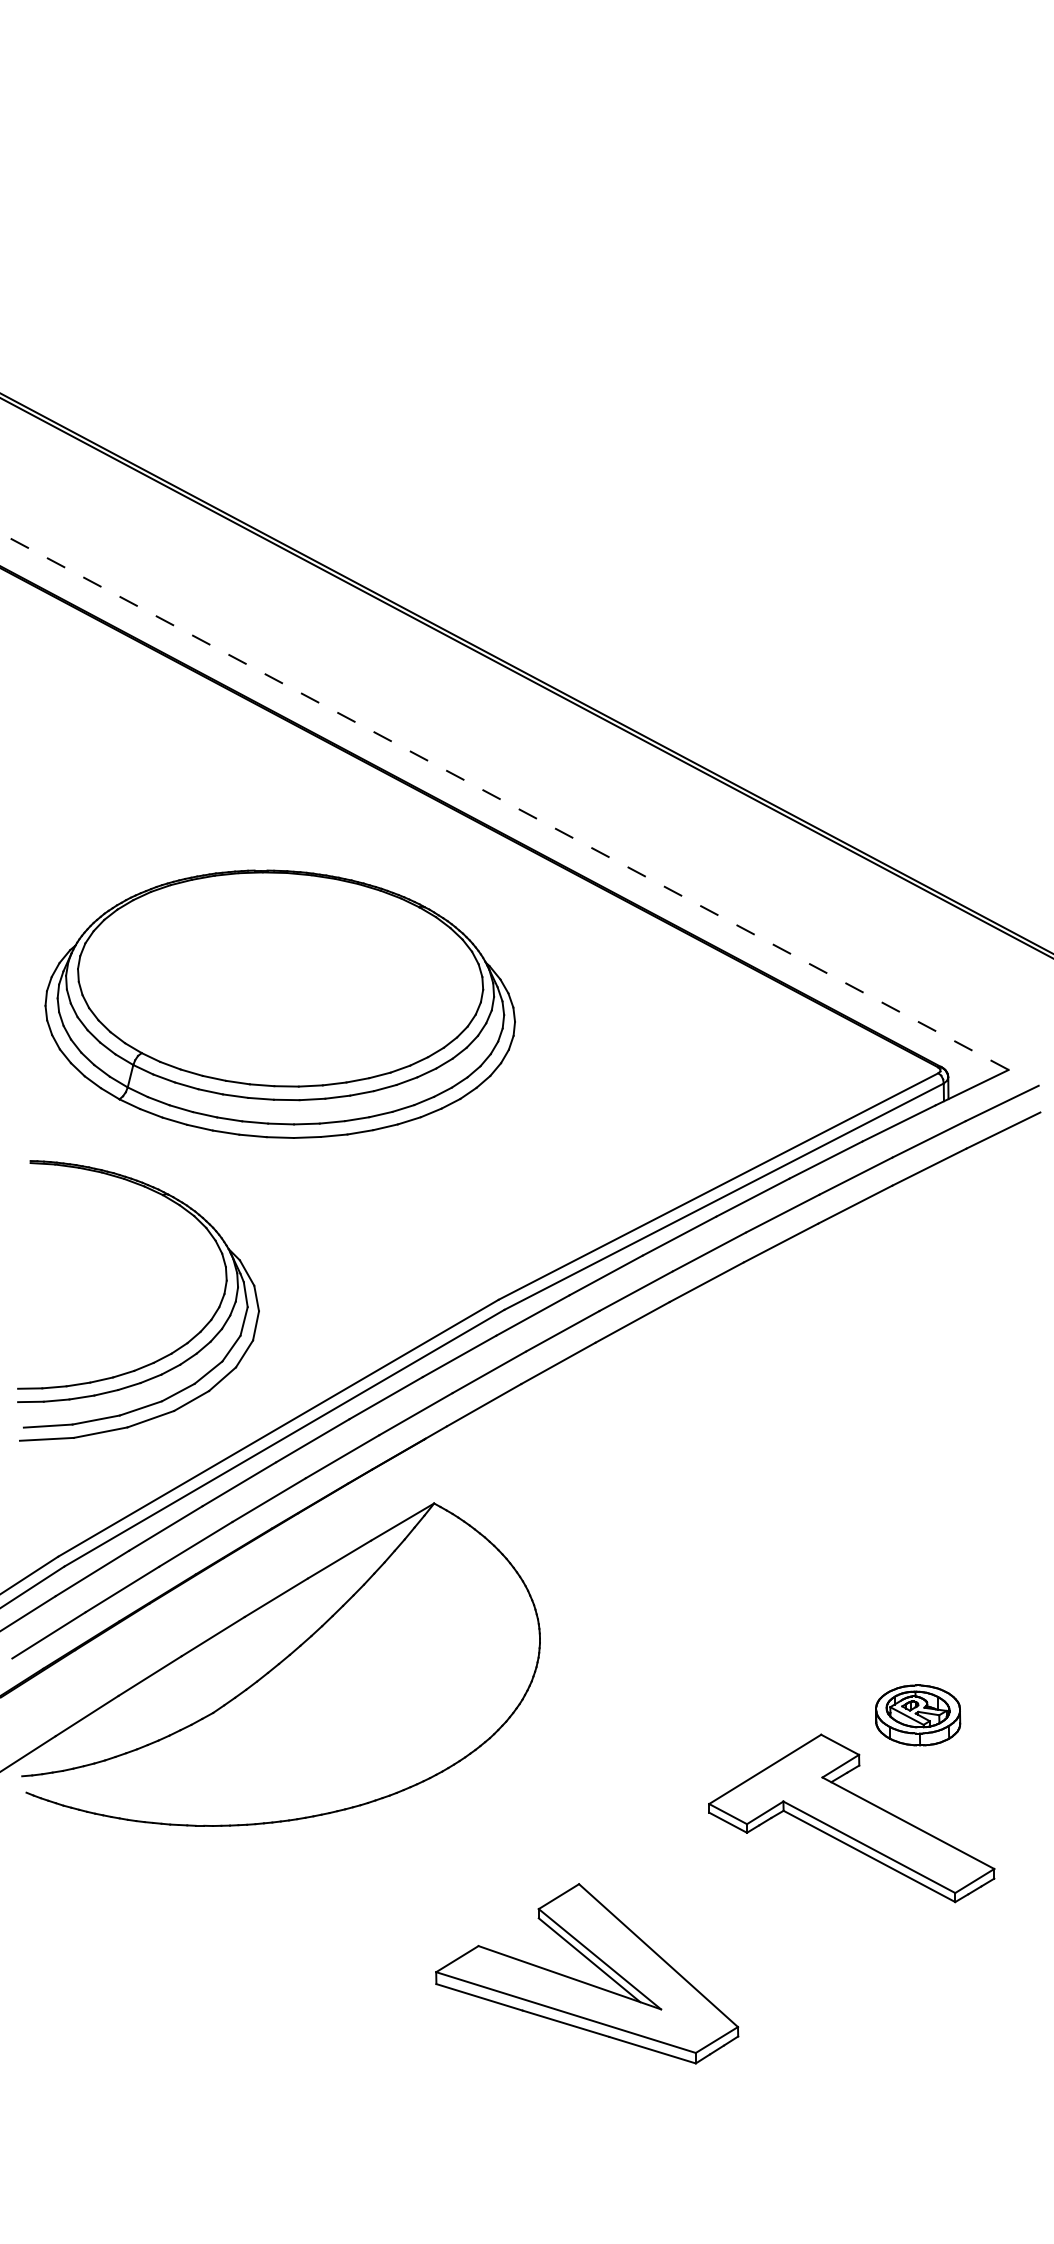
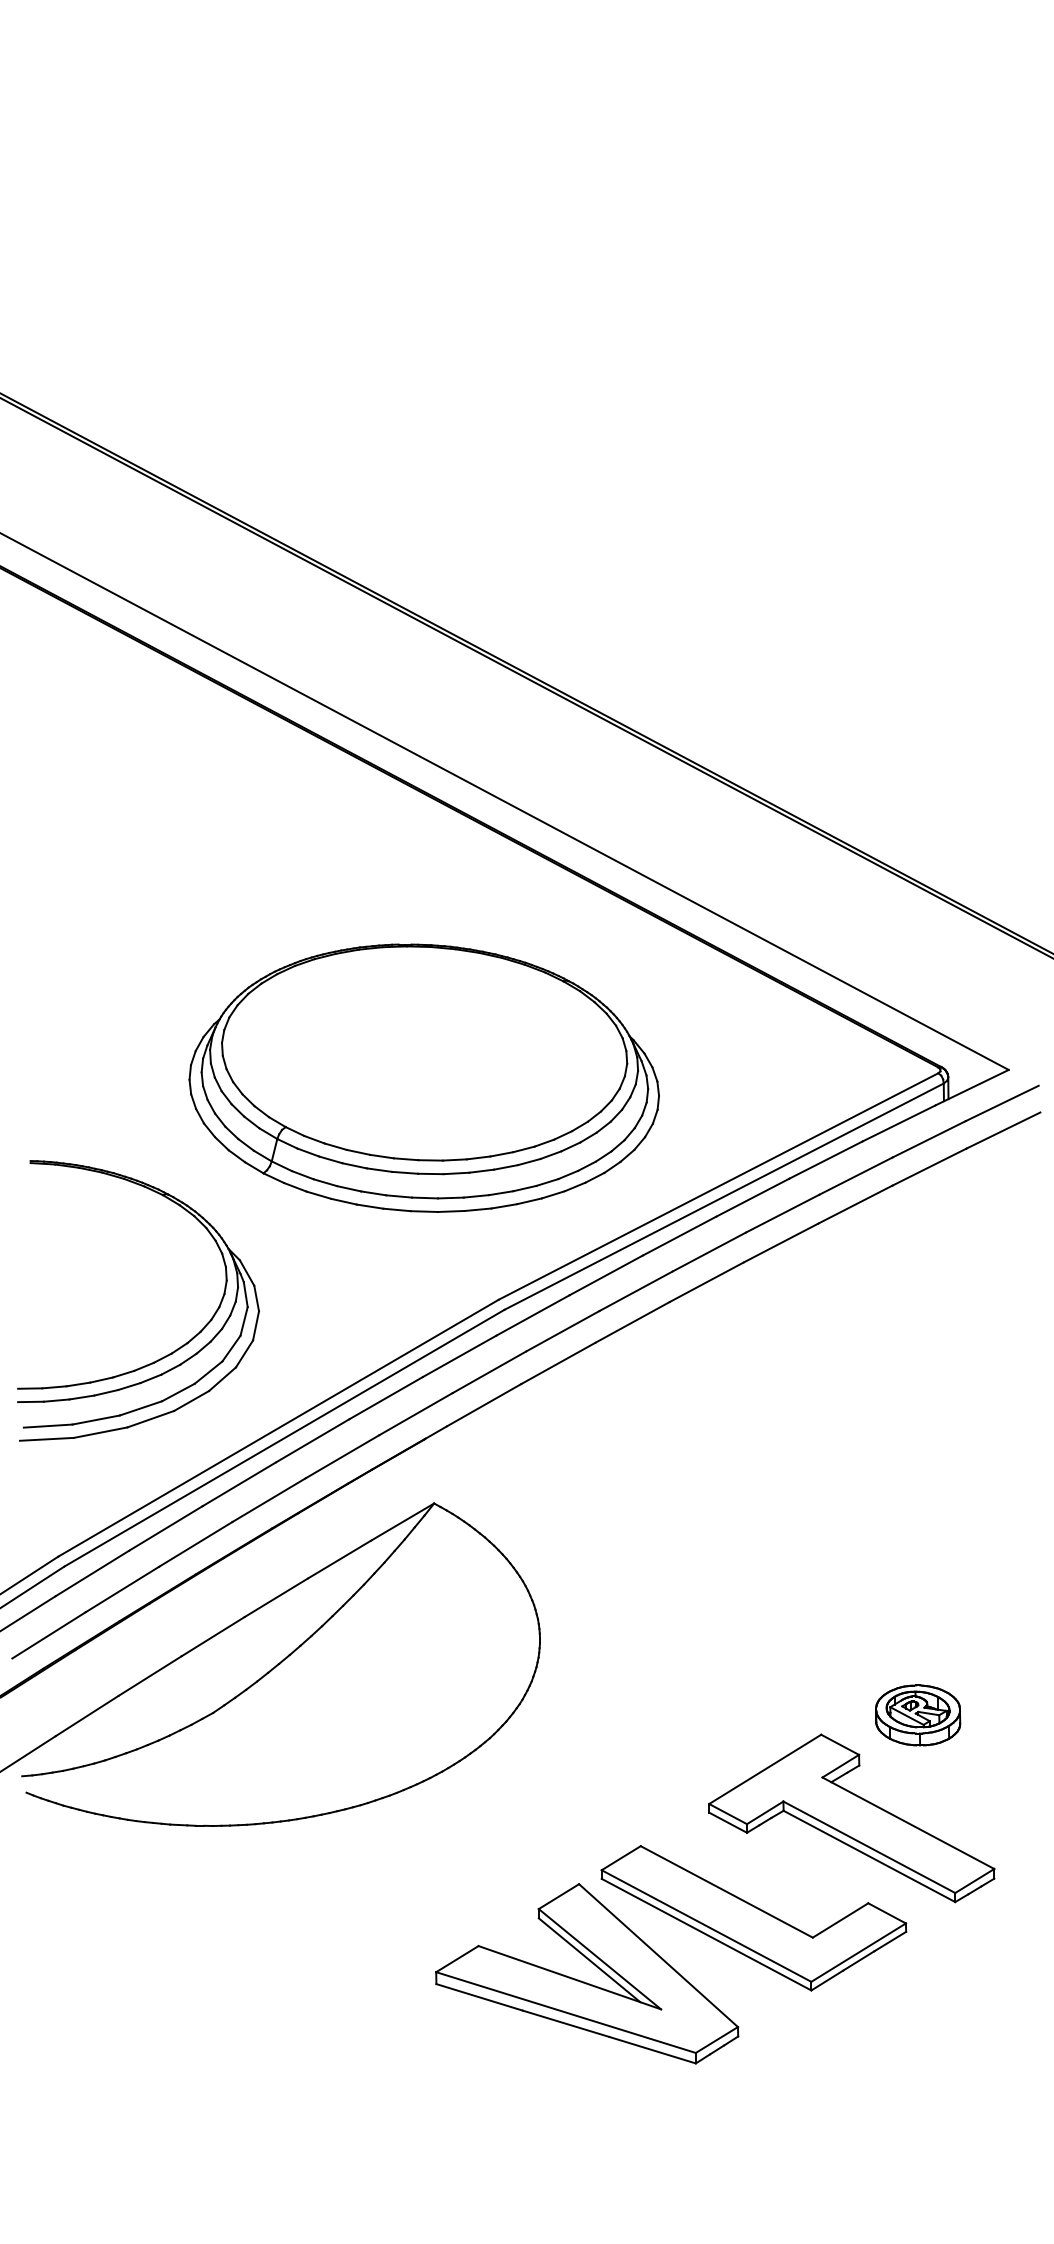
line: dashed -> solid (504, 801)
part position: (279, 1003) -> (423, 1077) (423, 1077)
part: none -> present (753, 1918)
